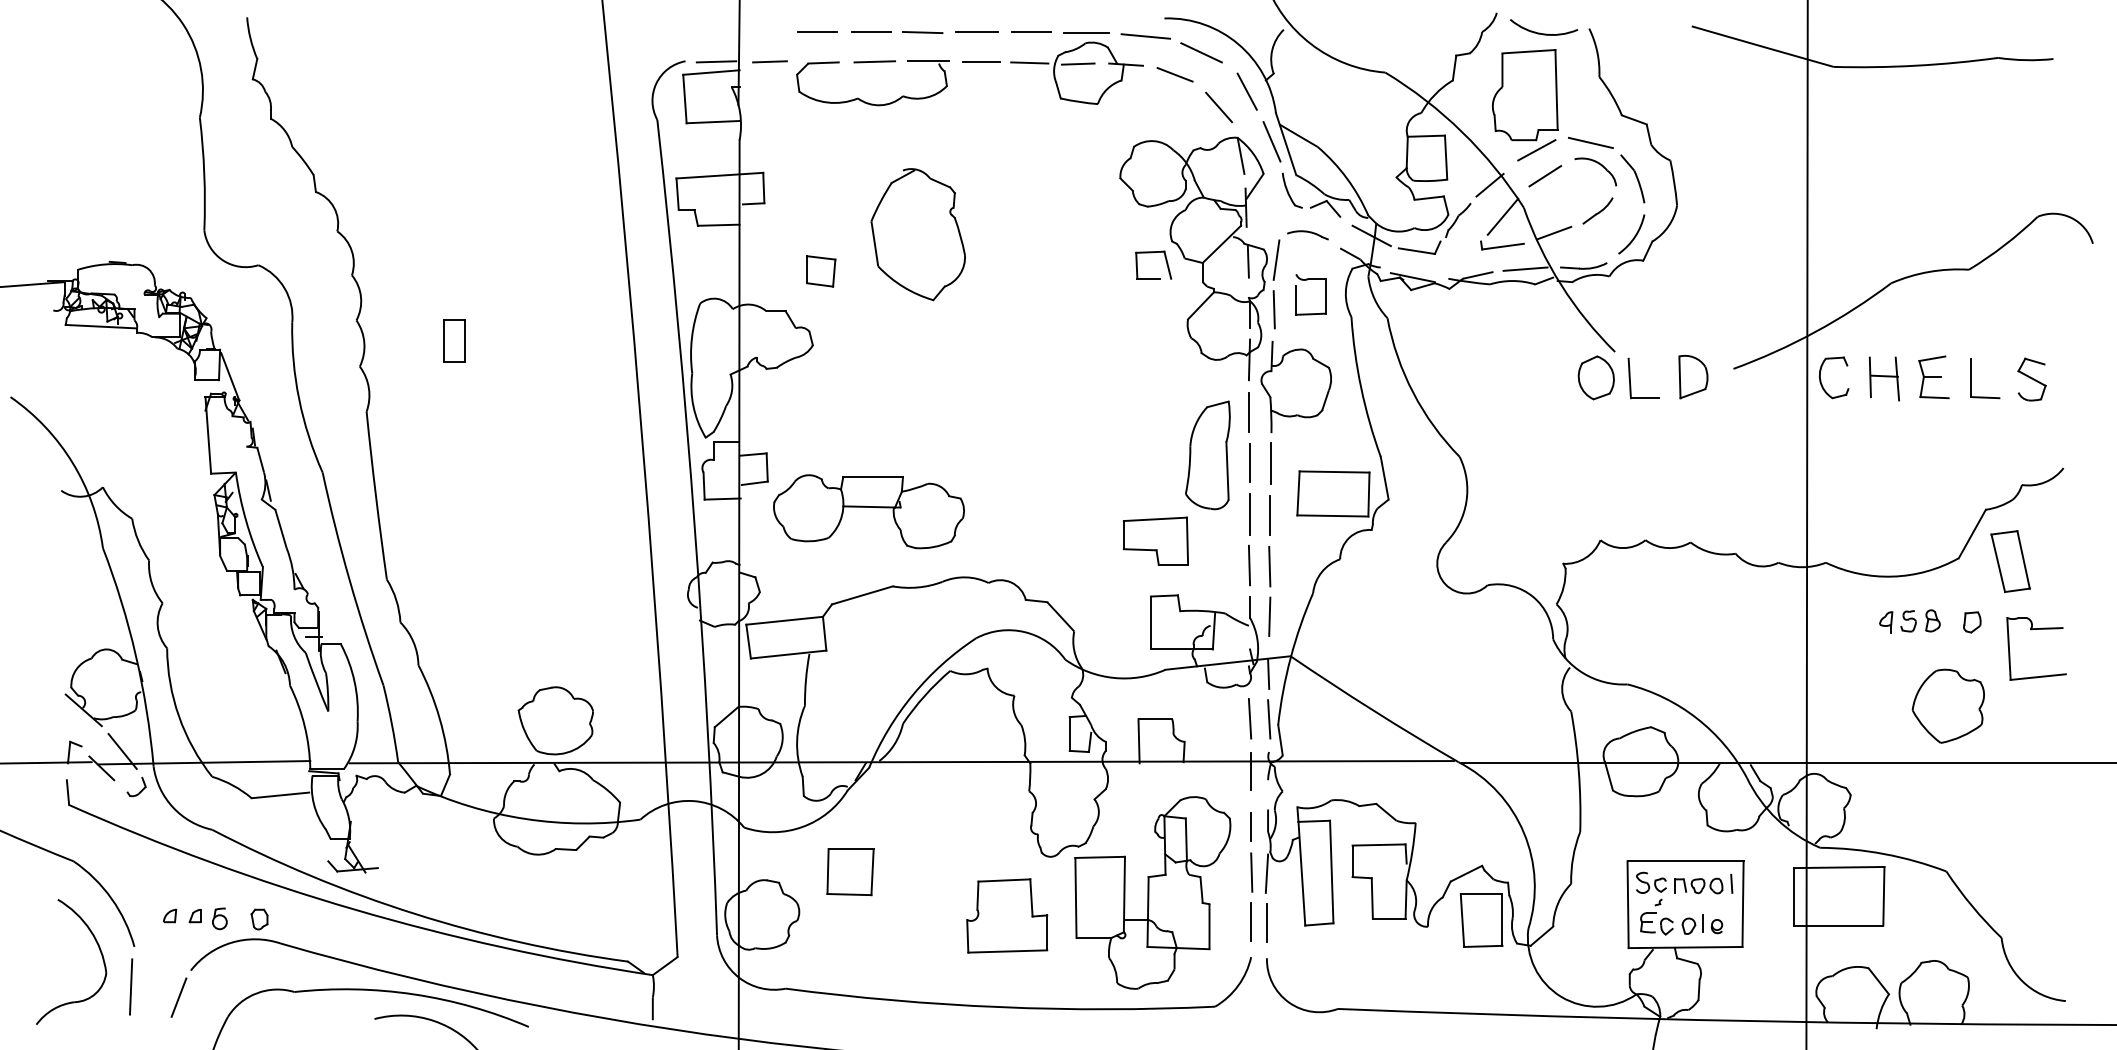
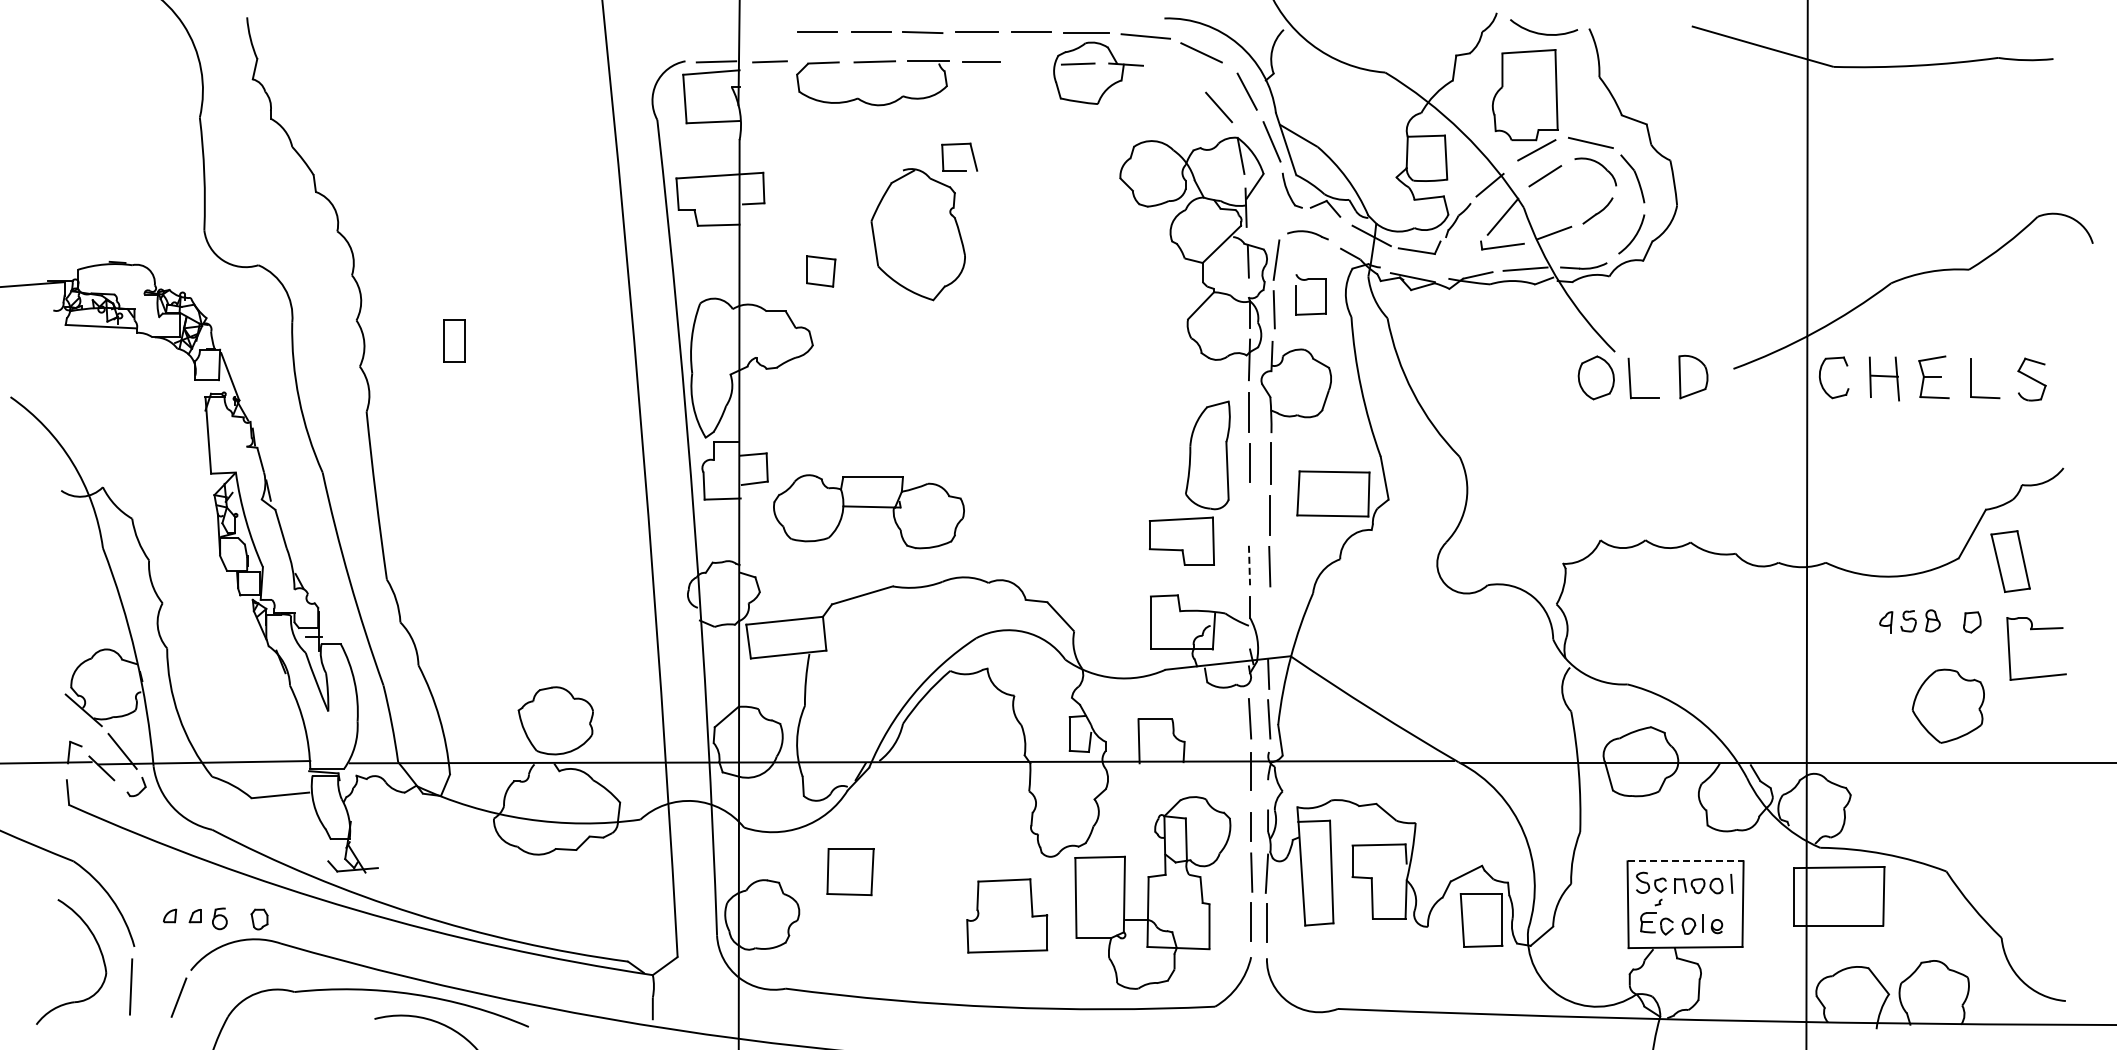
line: present -> none (1029, 62)
line: present -> none (1174, 74)
part position: (1152, 253) -> (958, 145) (958, 145)
line: present -> none (1250, 513)
part position: (1155, 540) -> (1181, 540) (1181, 540)
line: solid -> dashed (1249, 565)
line: present -> none (1269, 616)
line: solid -> dashed (1686, 861)
